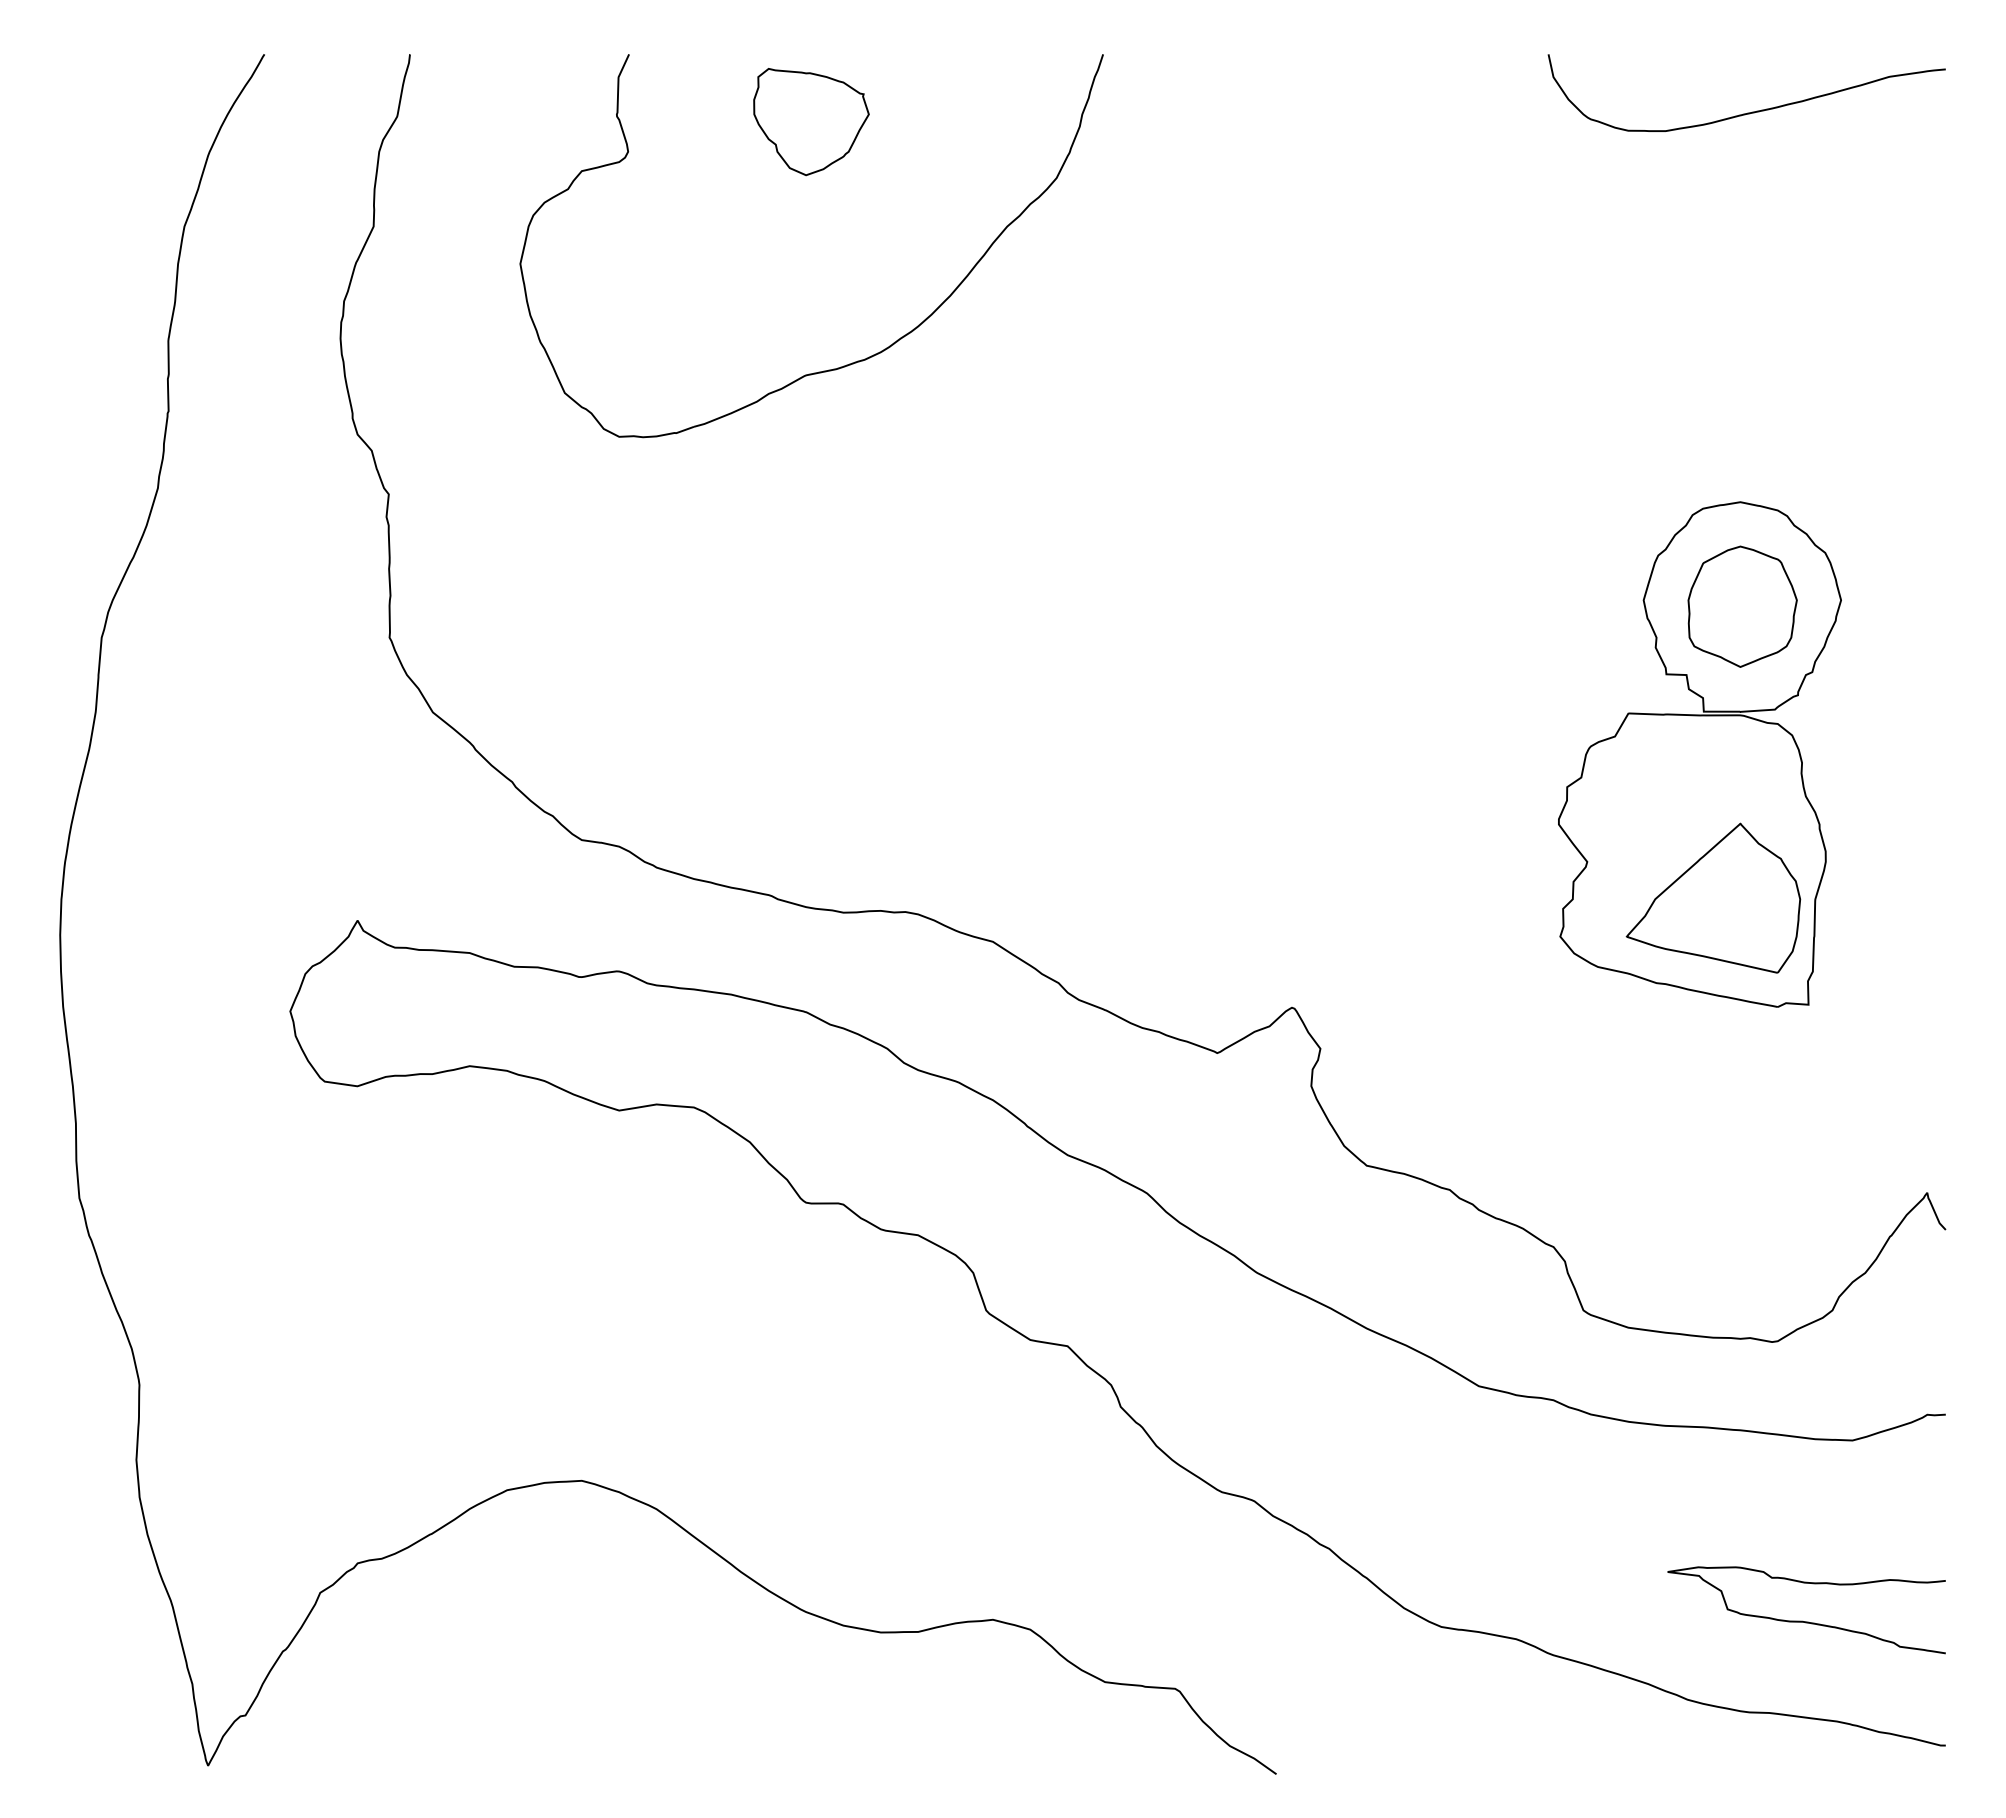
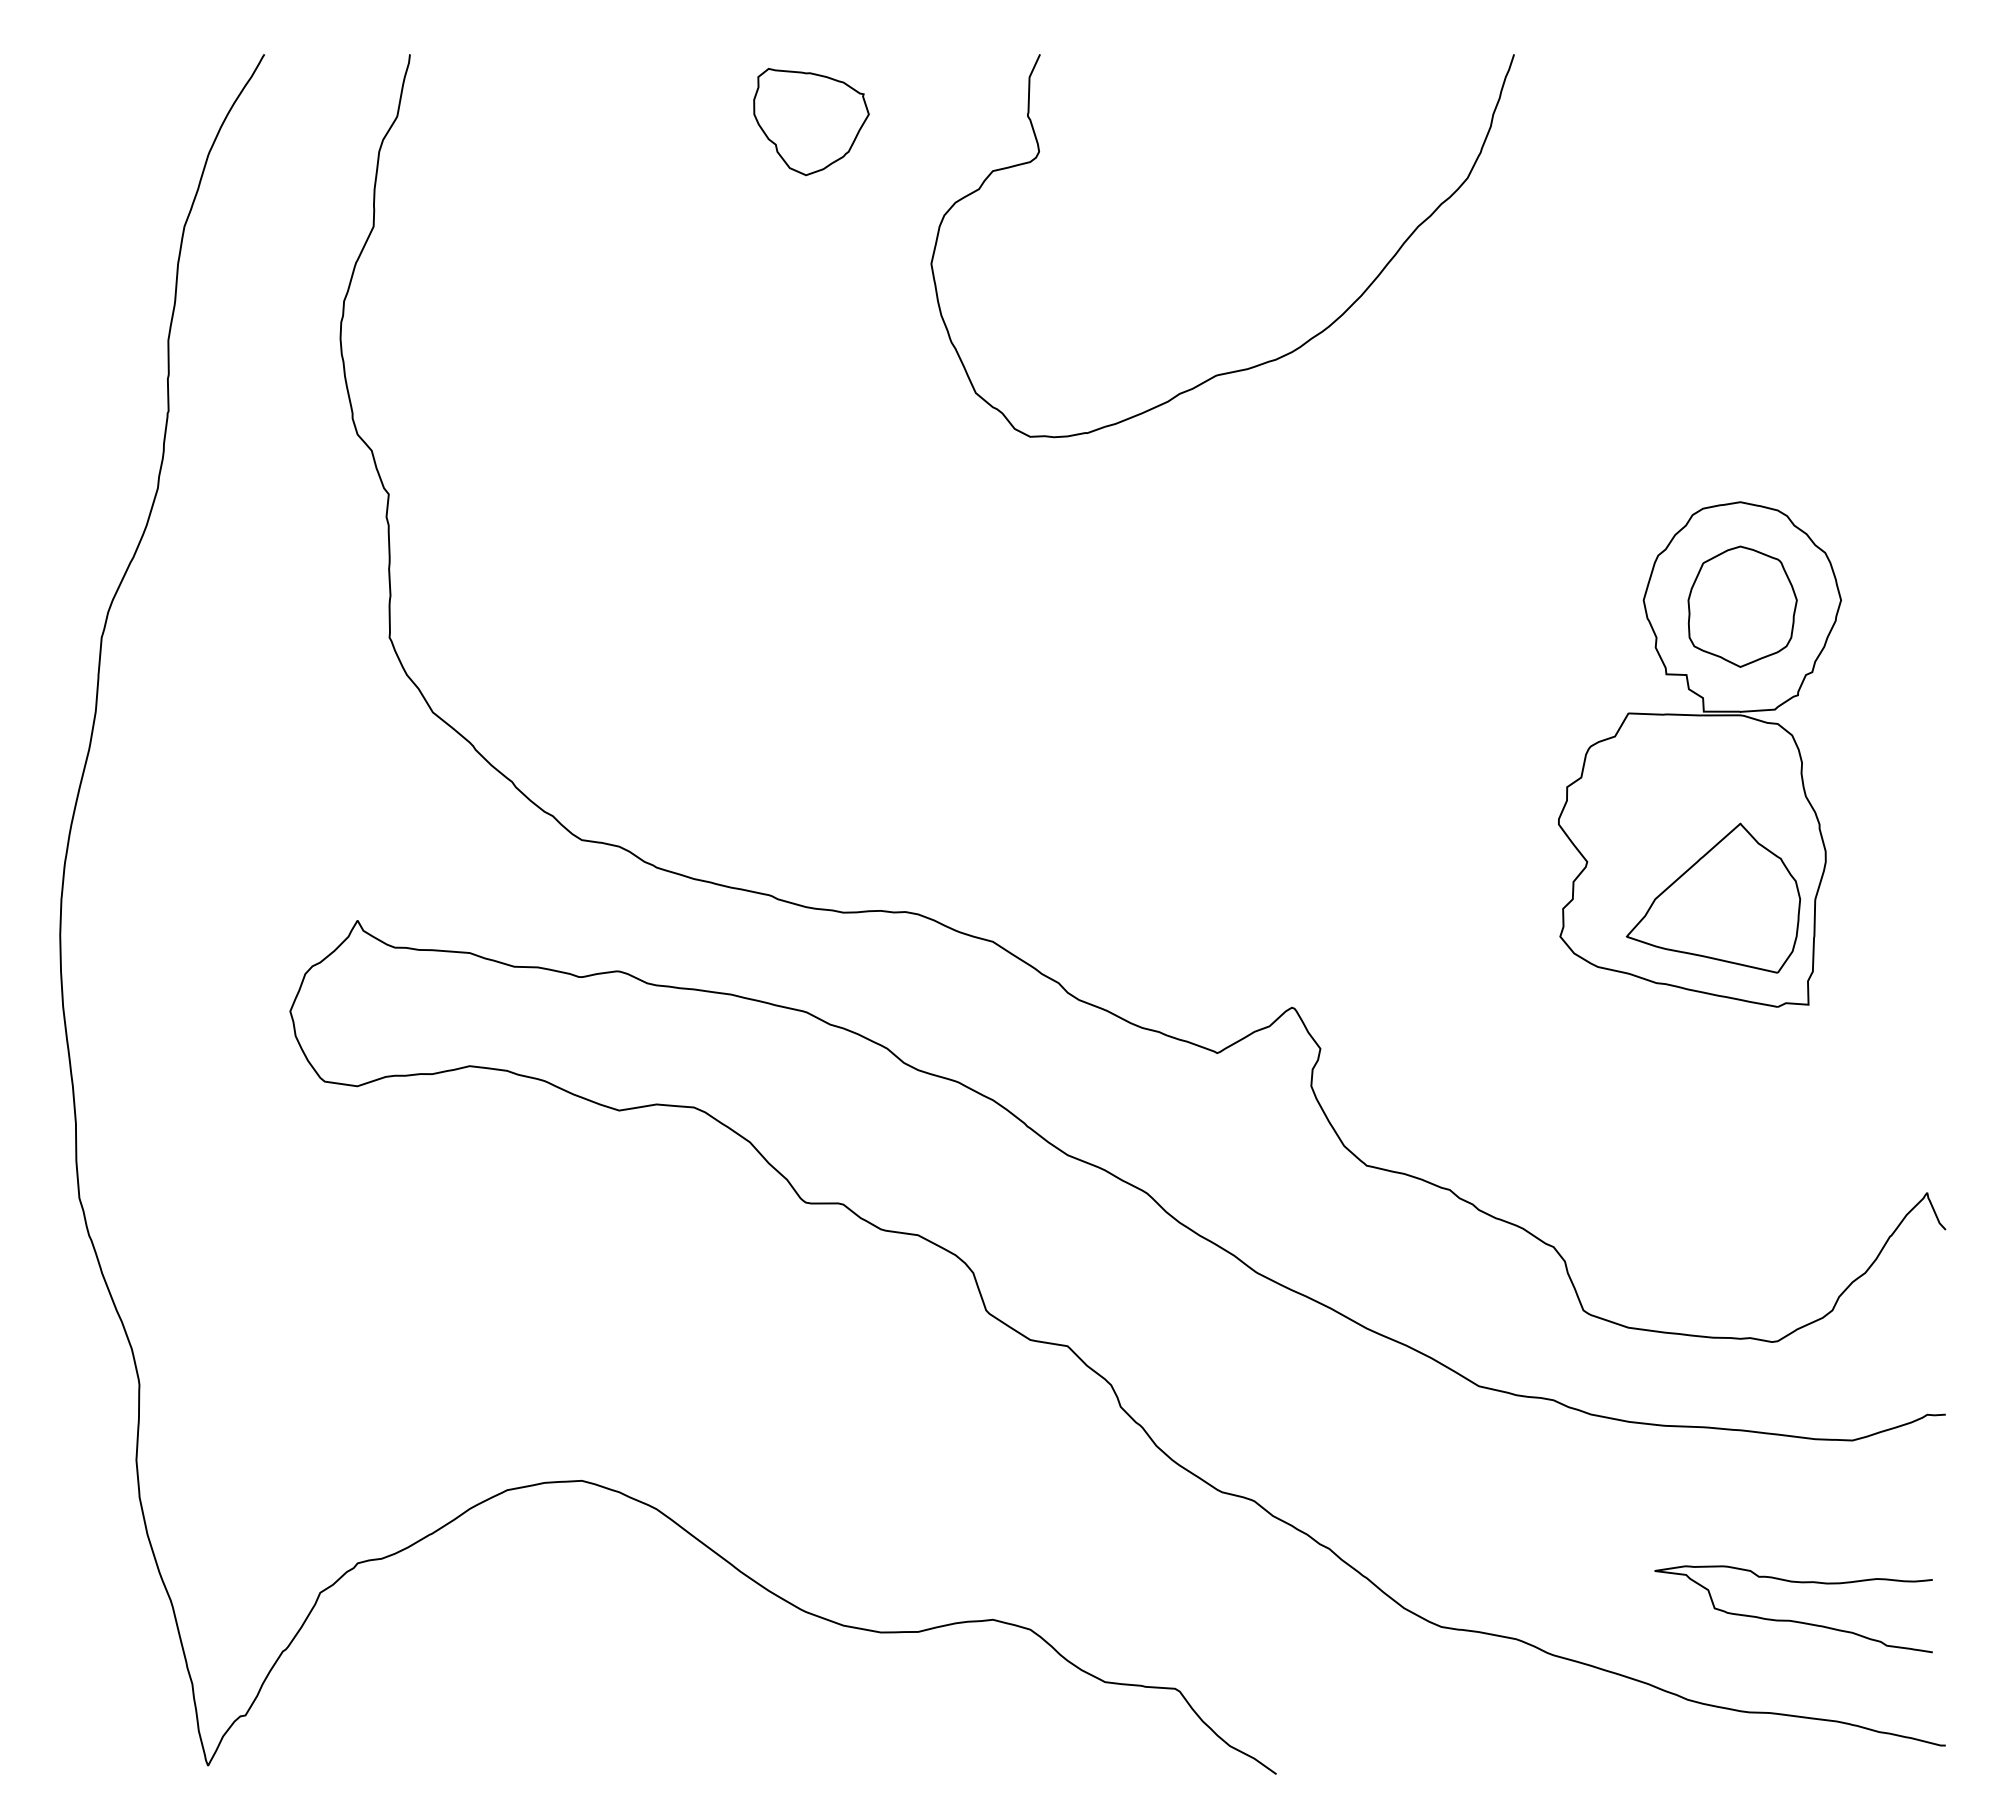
curve: present -> none (1752, 111)
part position: (857, 360) -> (1268, 360) (1268, 360)
curve position: (1802, 1620) -> (1789, 1619) (1789, 1619)
